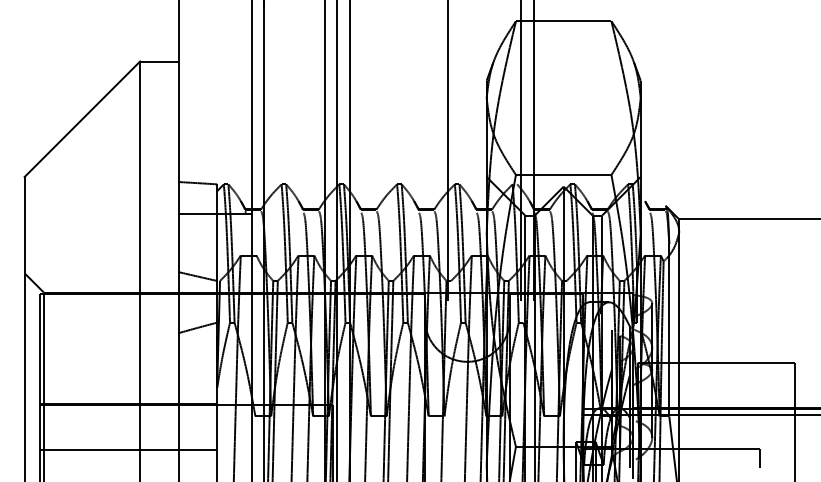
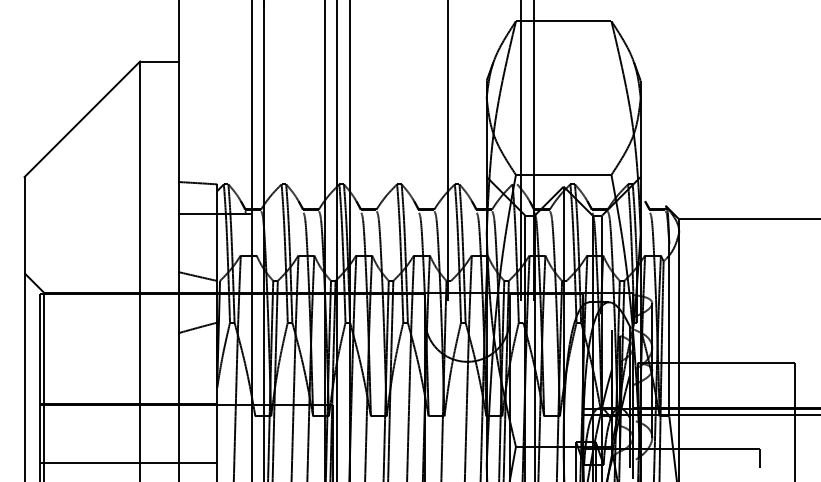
line position: (128, 450) -> (128, 463) (128, 463)
